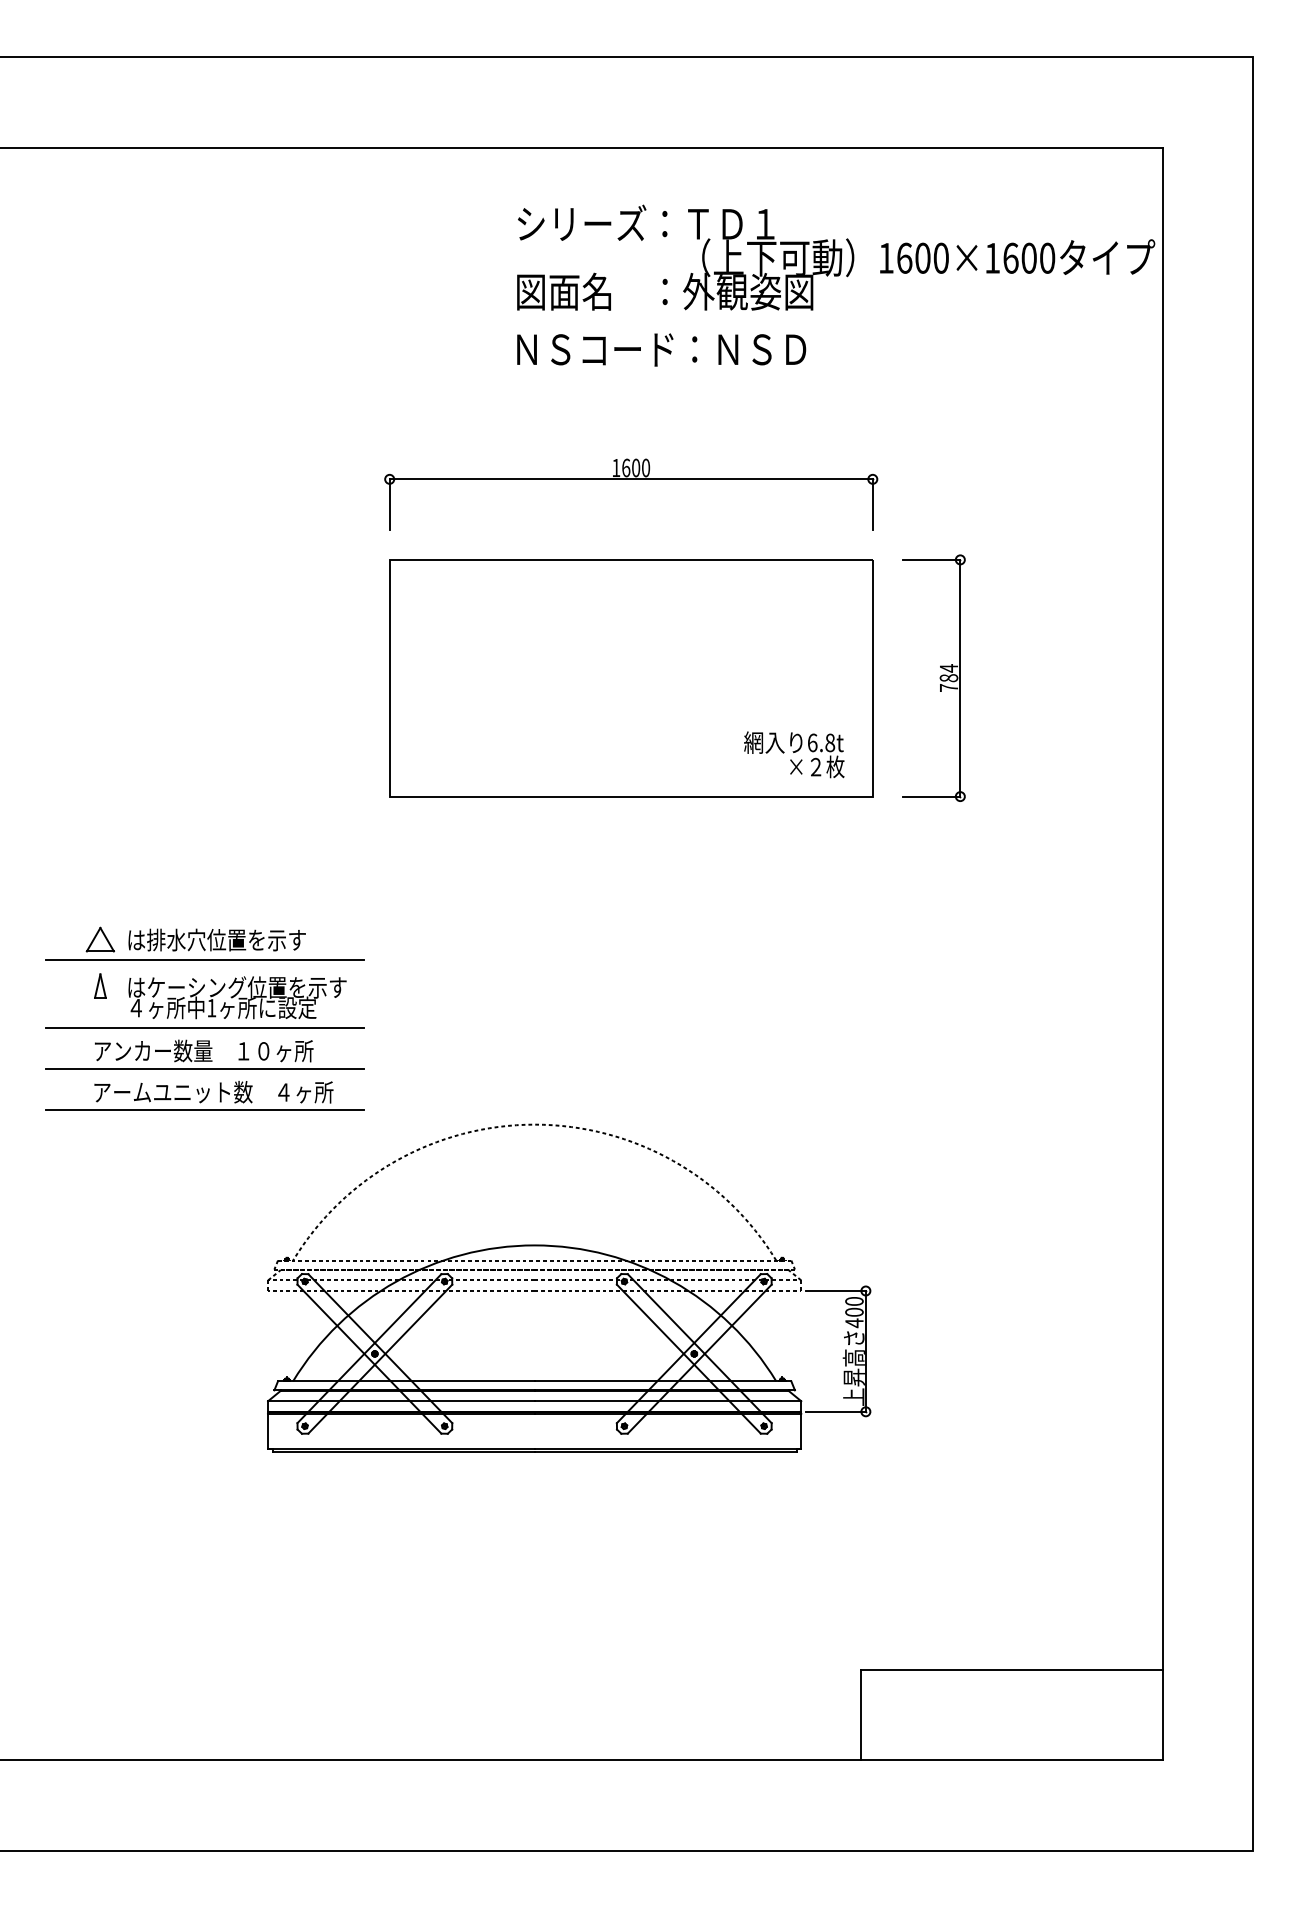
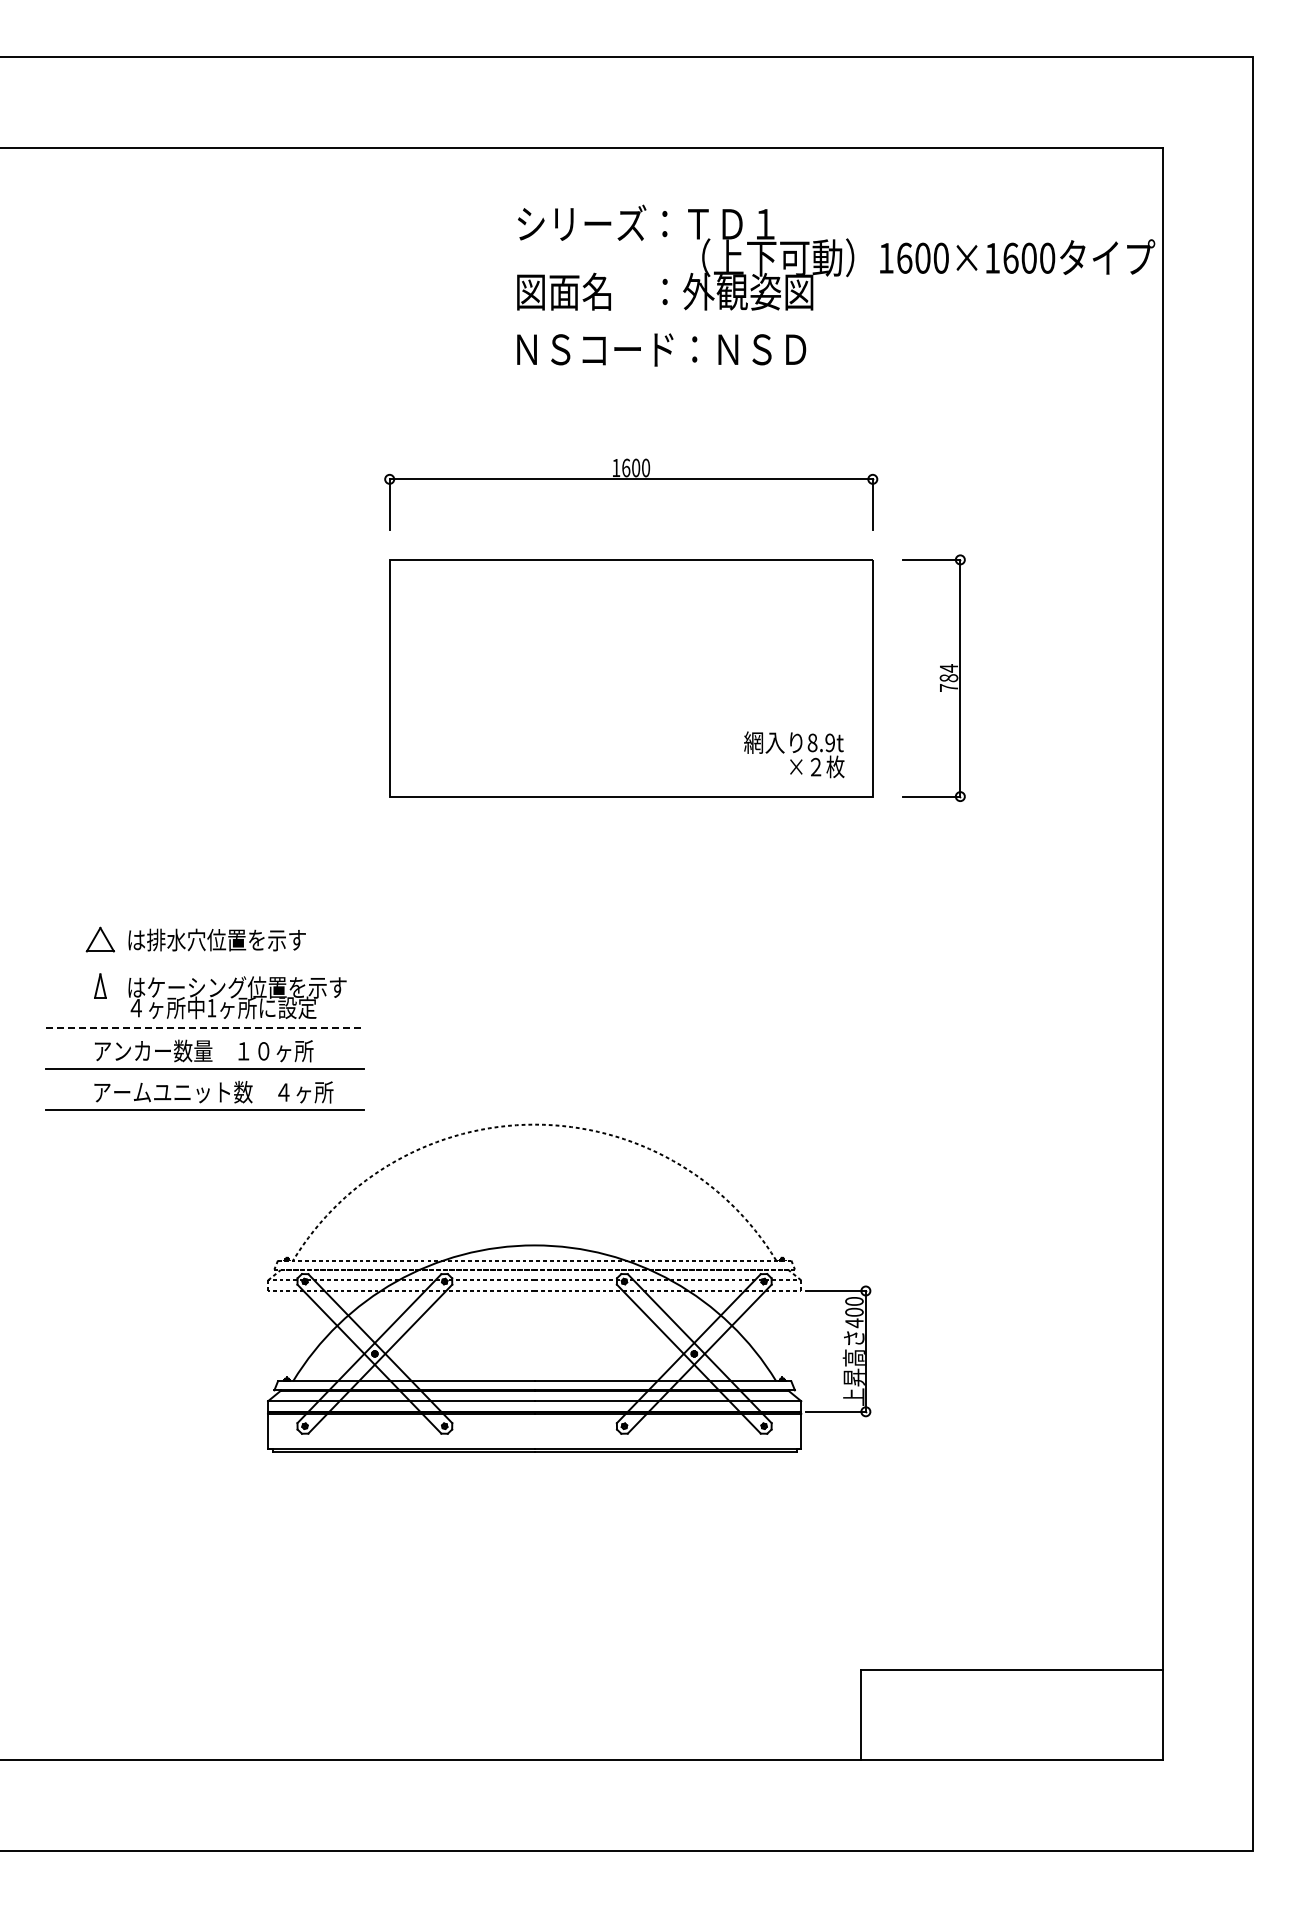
text: 6.8t -> 8.9t (821, 742)
line: present -> none (204, 959)
line: solid -> dashed (204, 1027)
